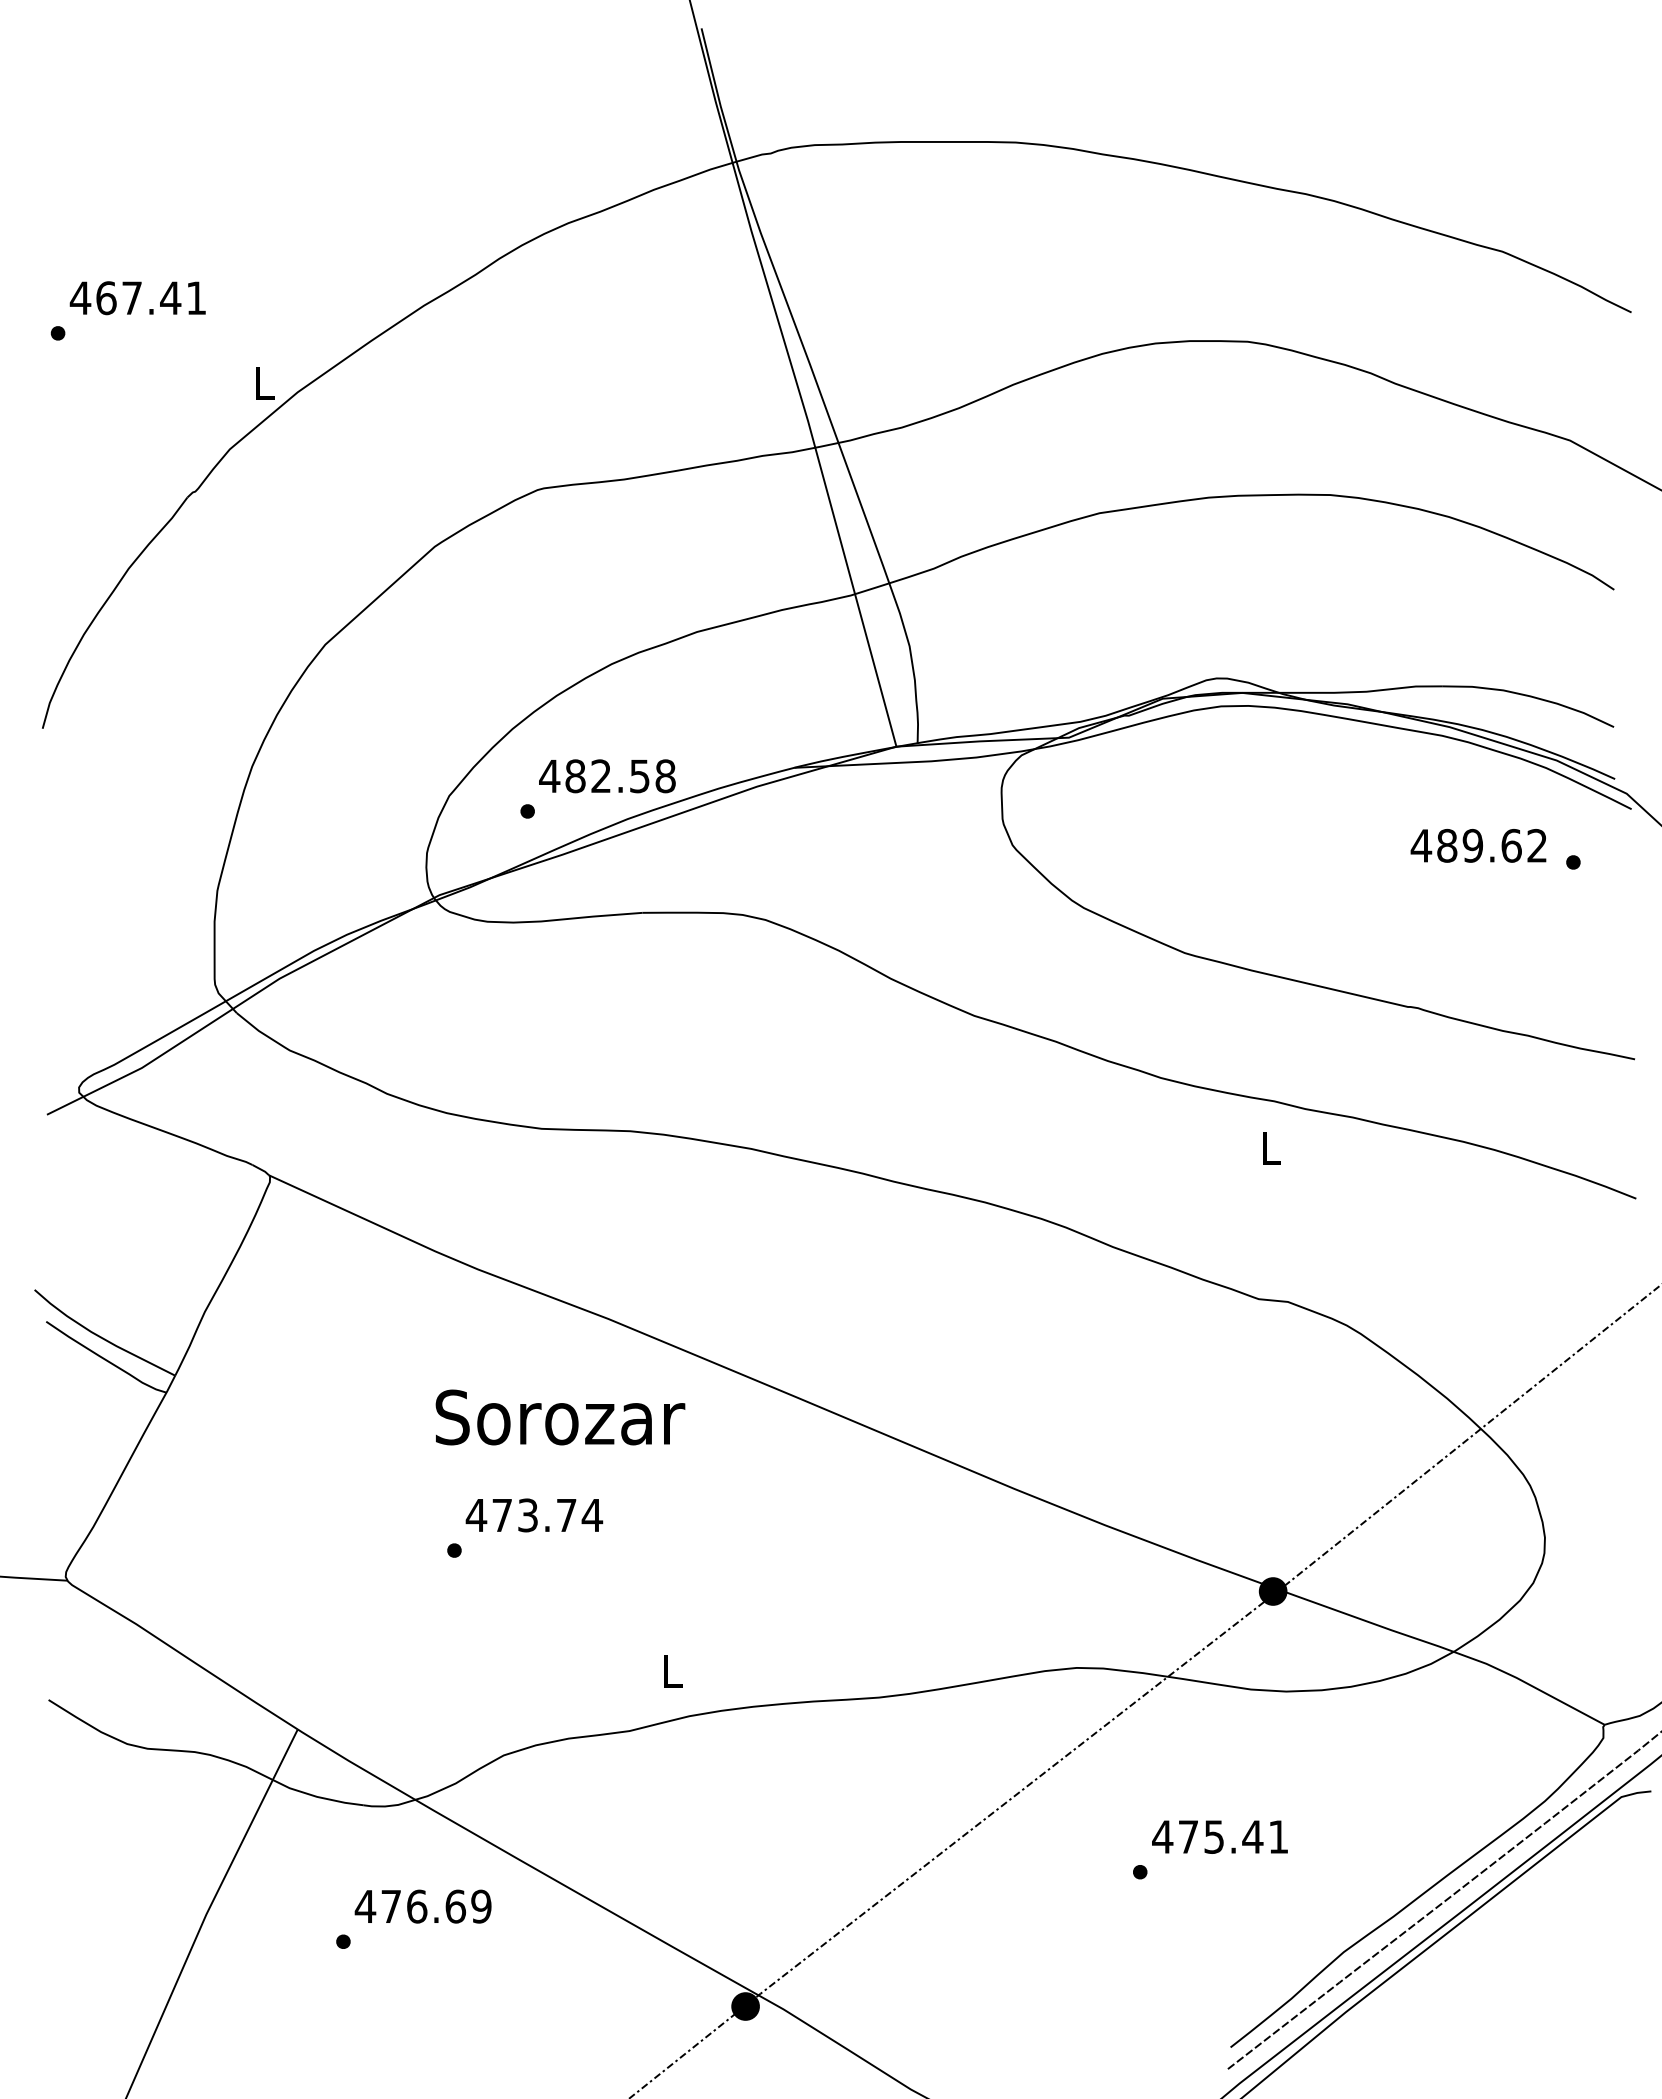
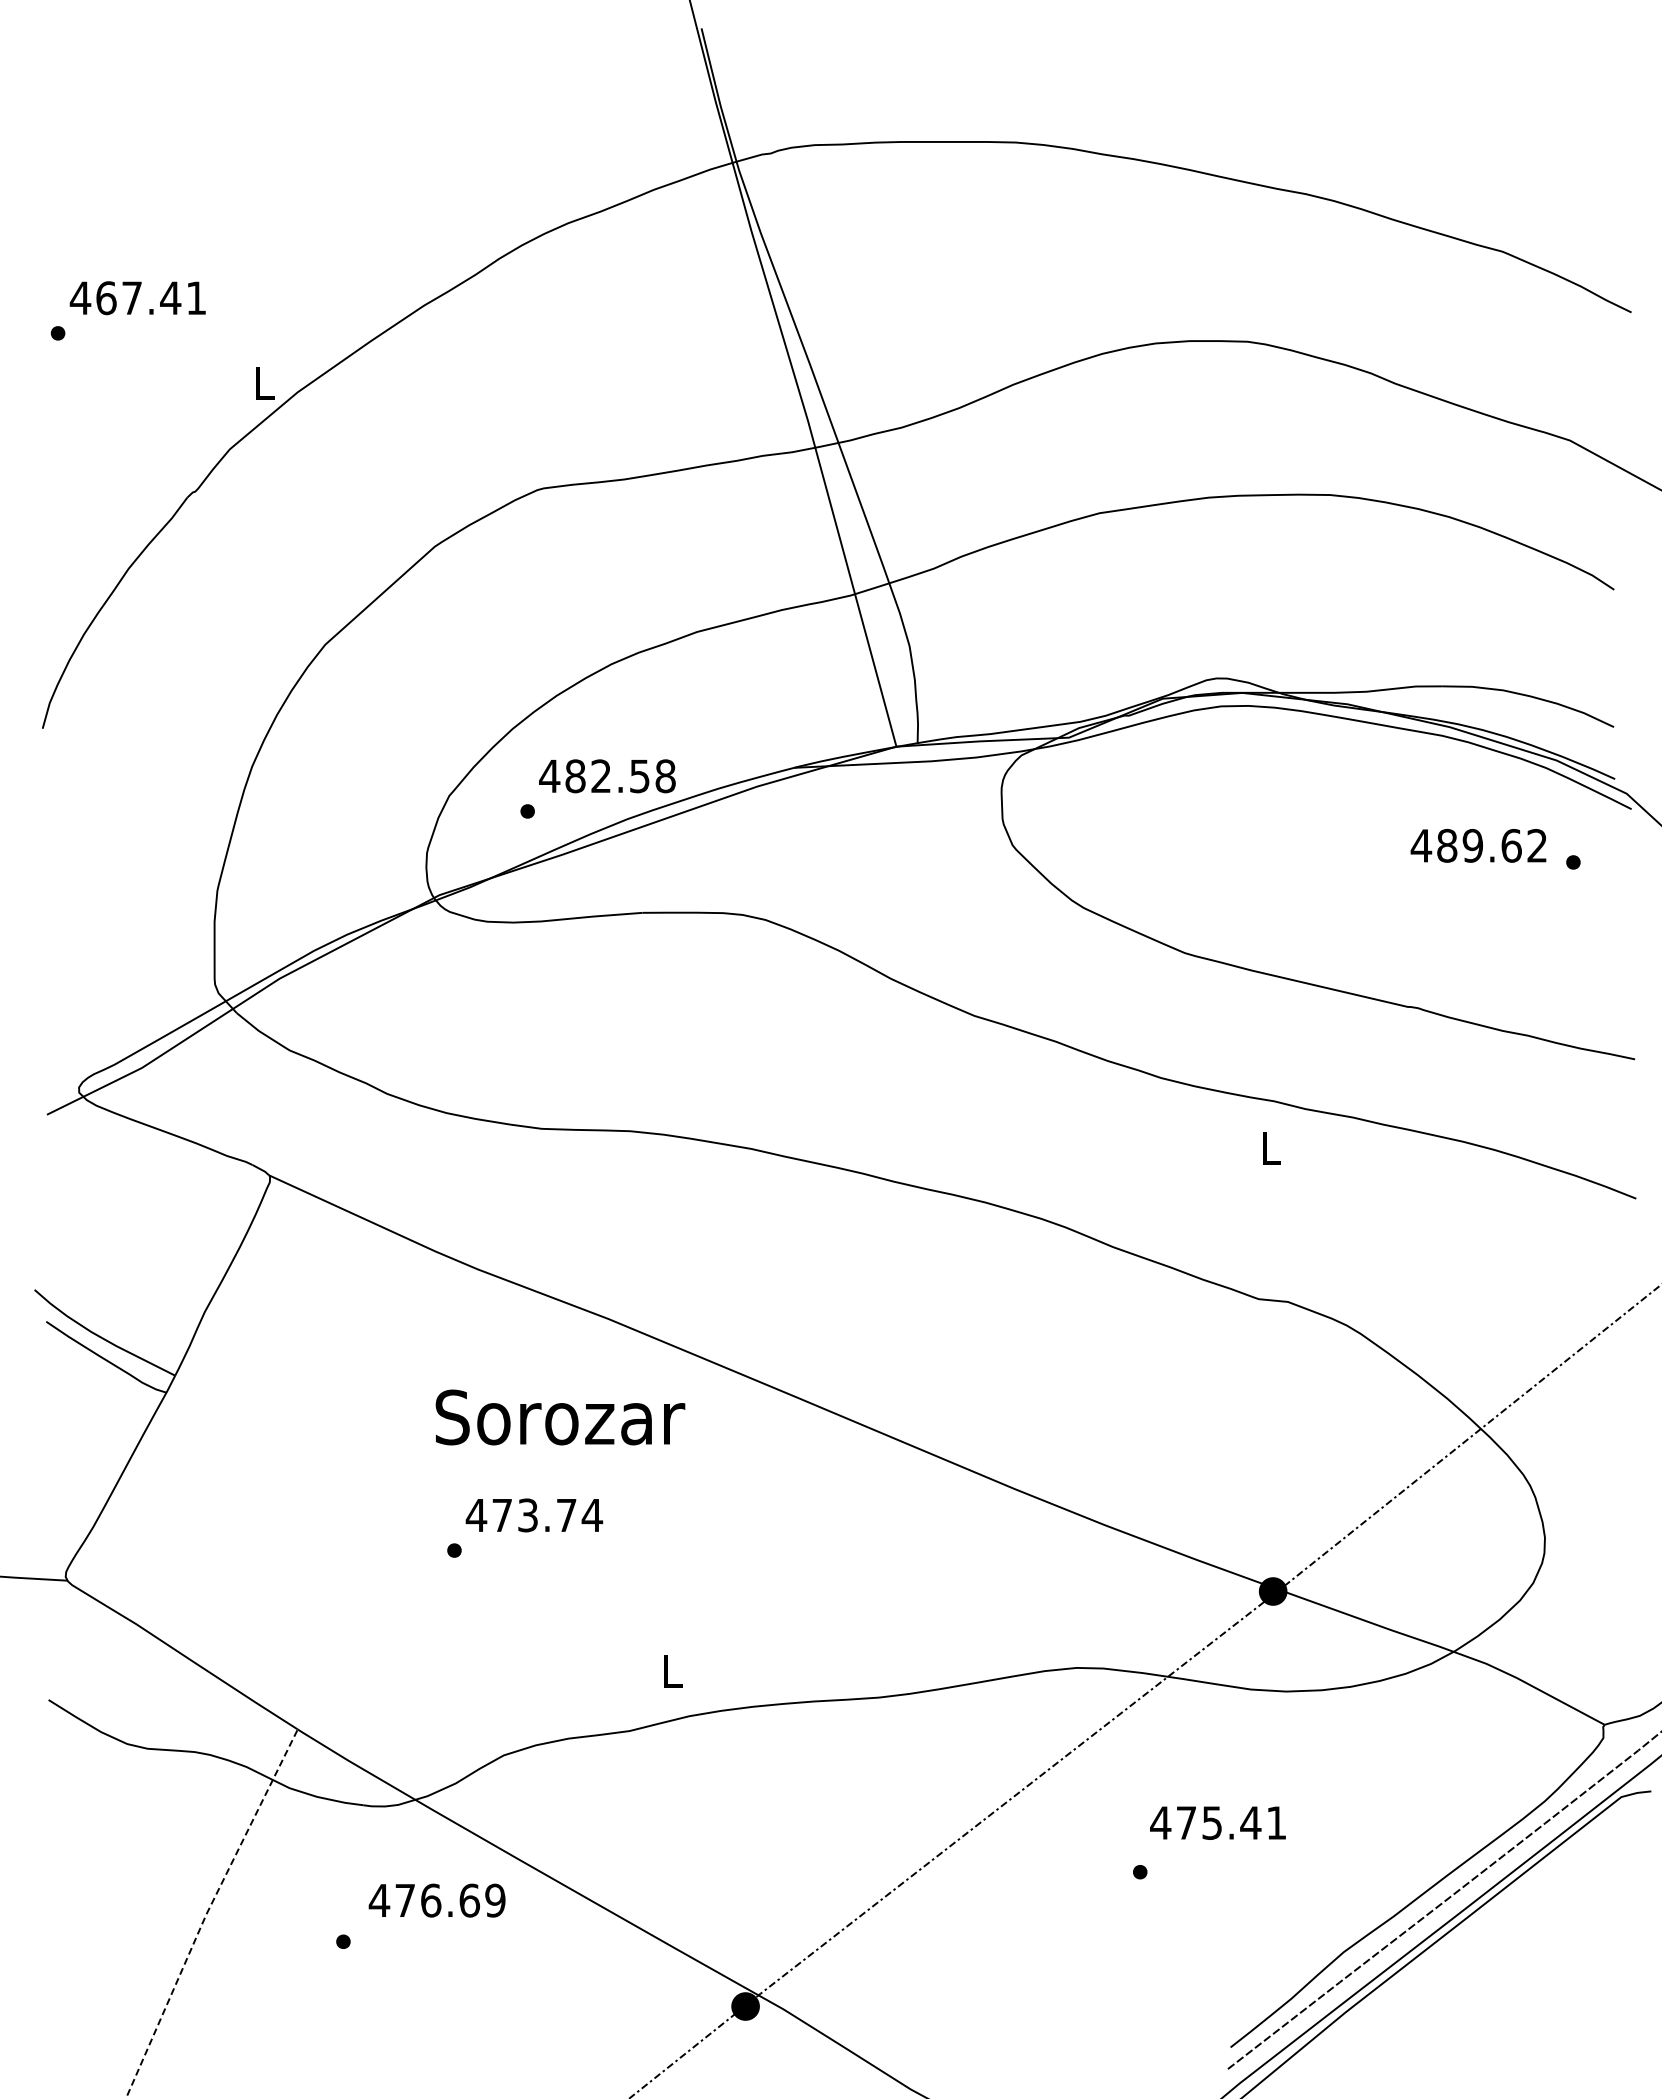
text position: (1219, 1836) -> (1217, 1822) (1217, 1822)
text position: (422, 1906) -> (436, 1900) (436, 1900)
line: solid -> dashed (207, 1911)
